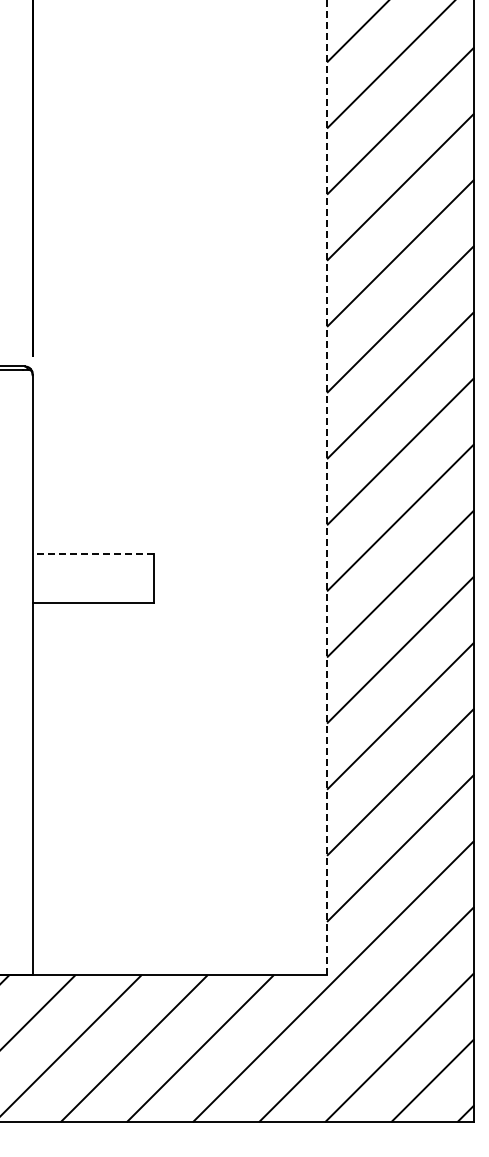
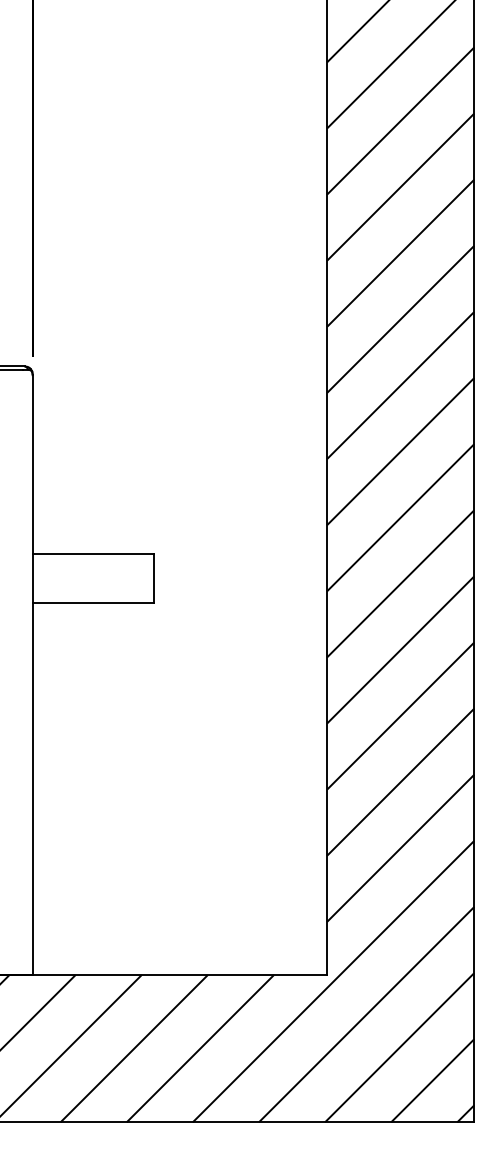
line: dashed -> solid (327, 487)
line: dashed -> solid (93, 554)
